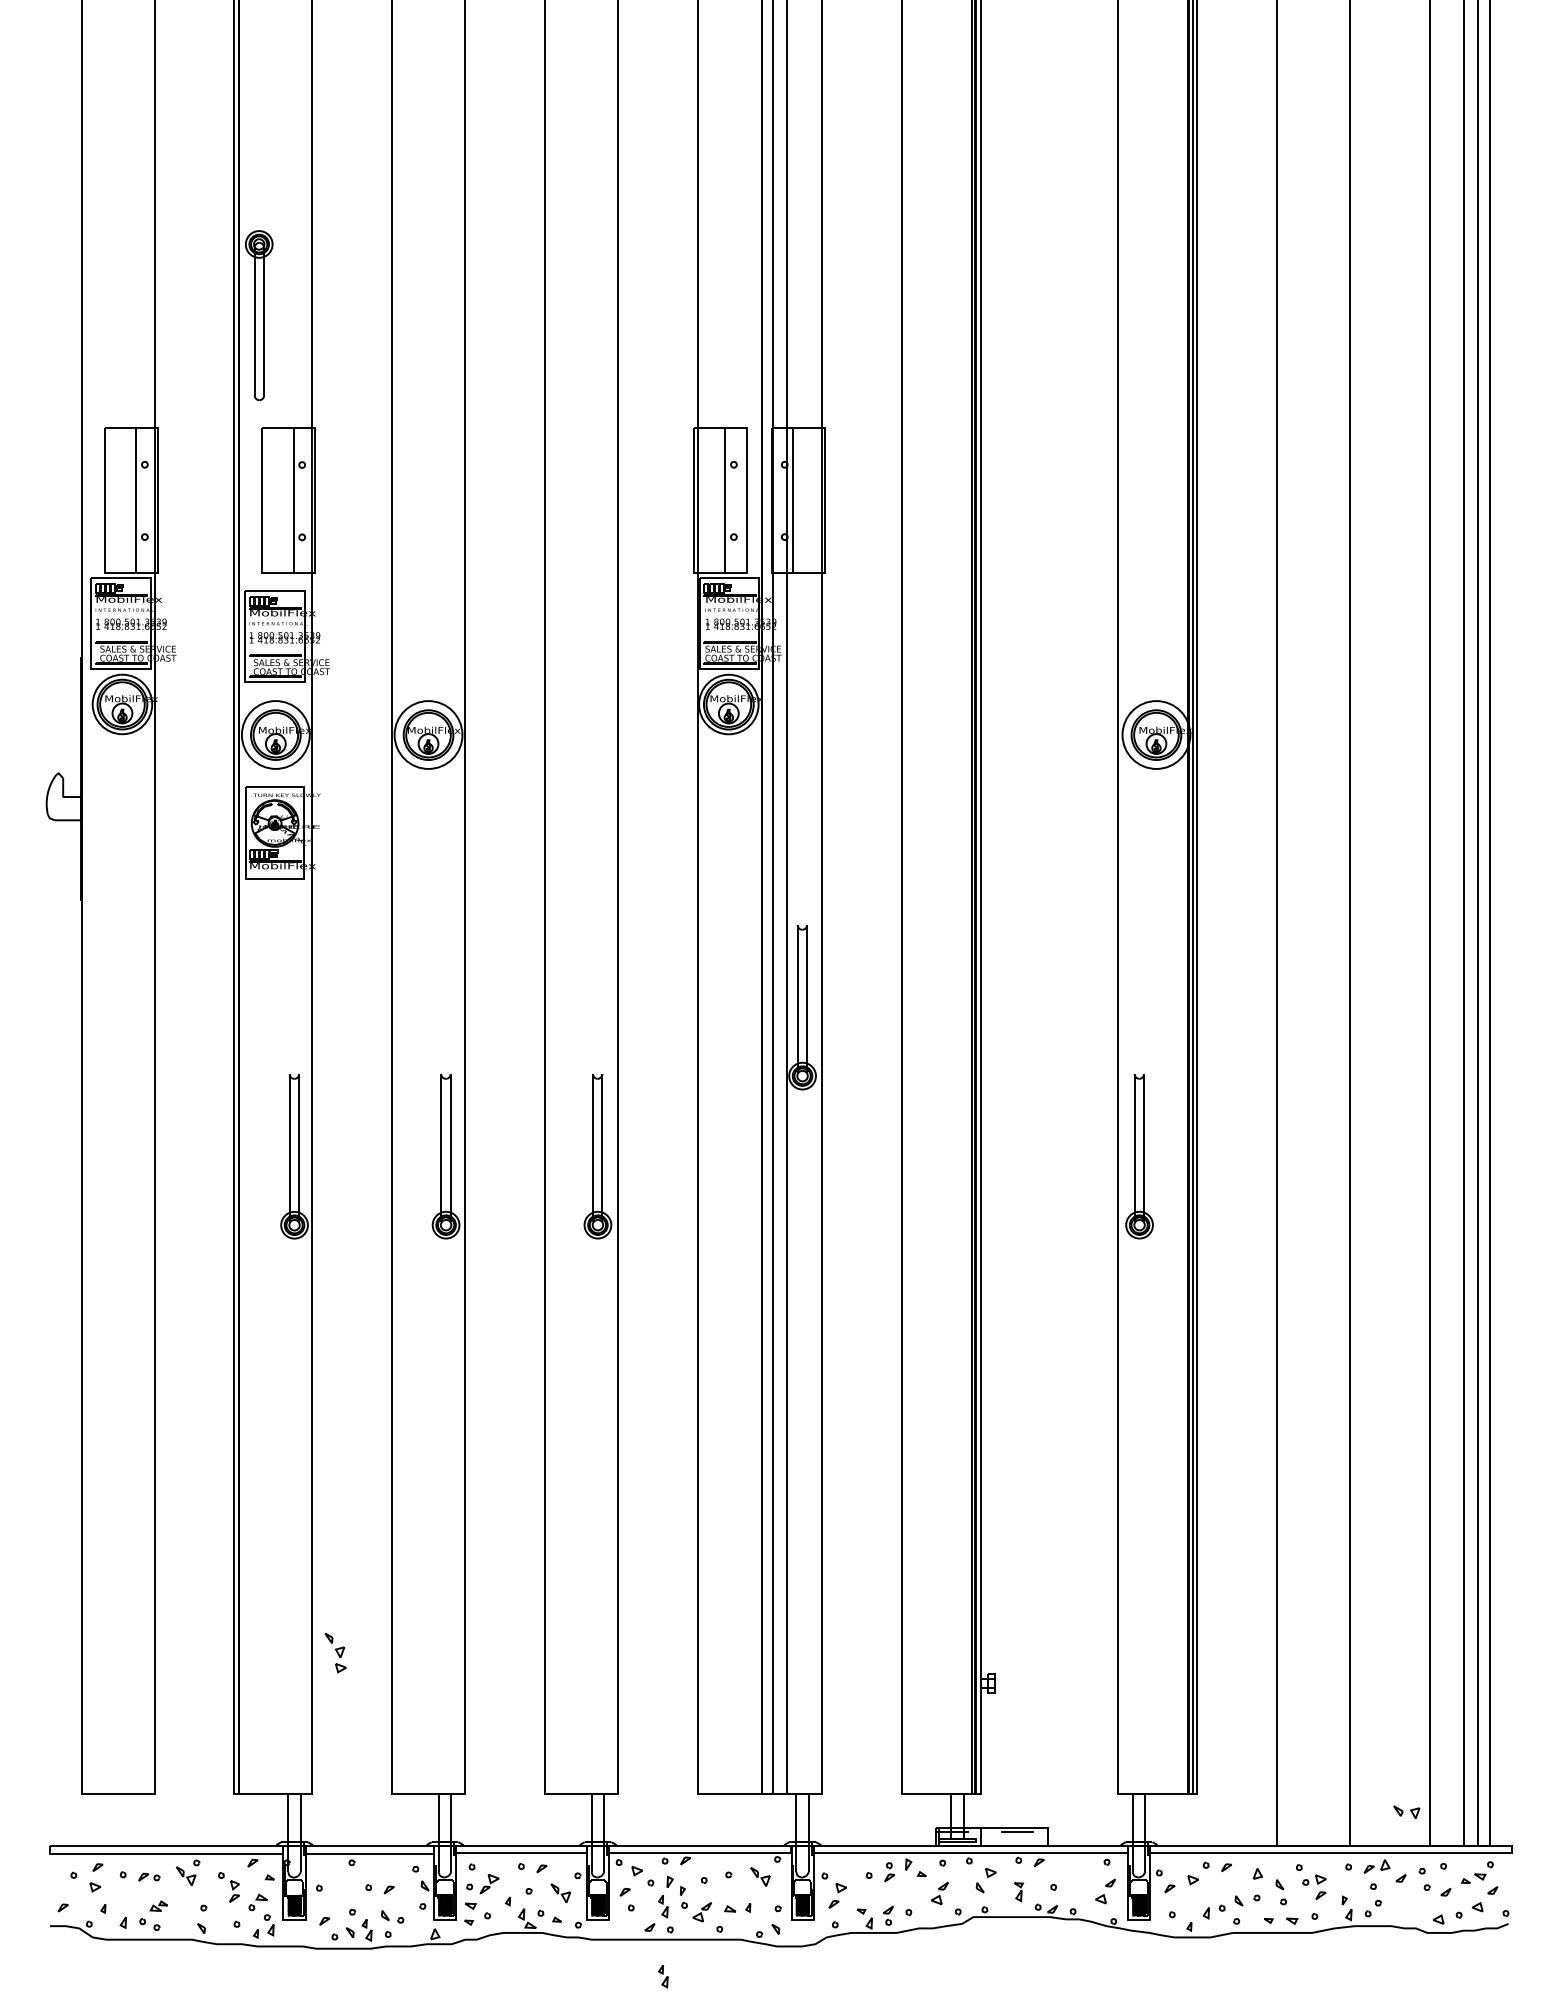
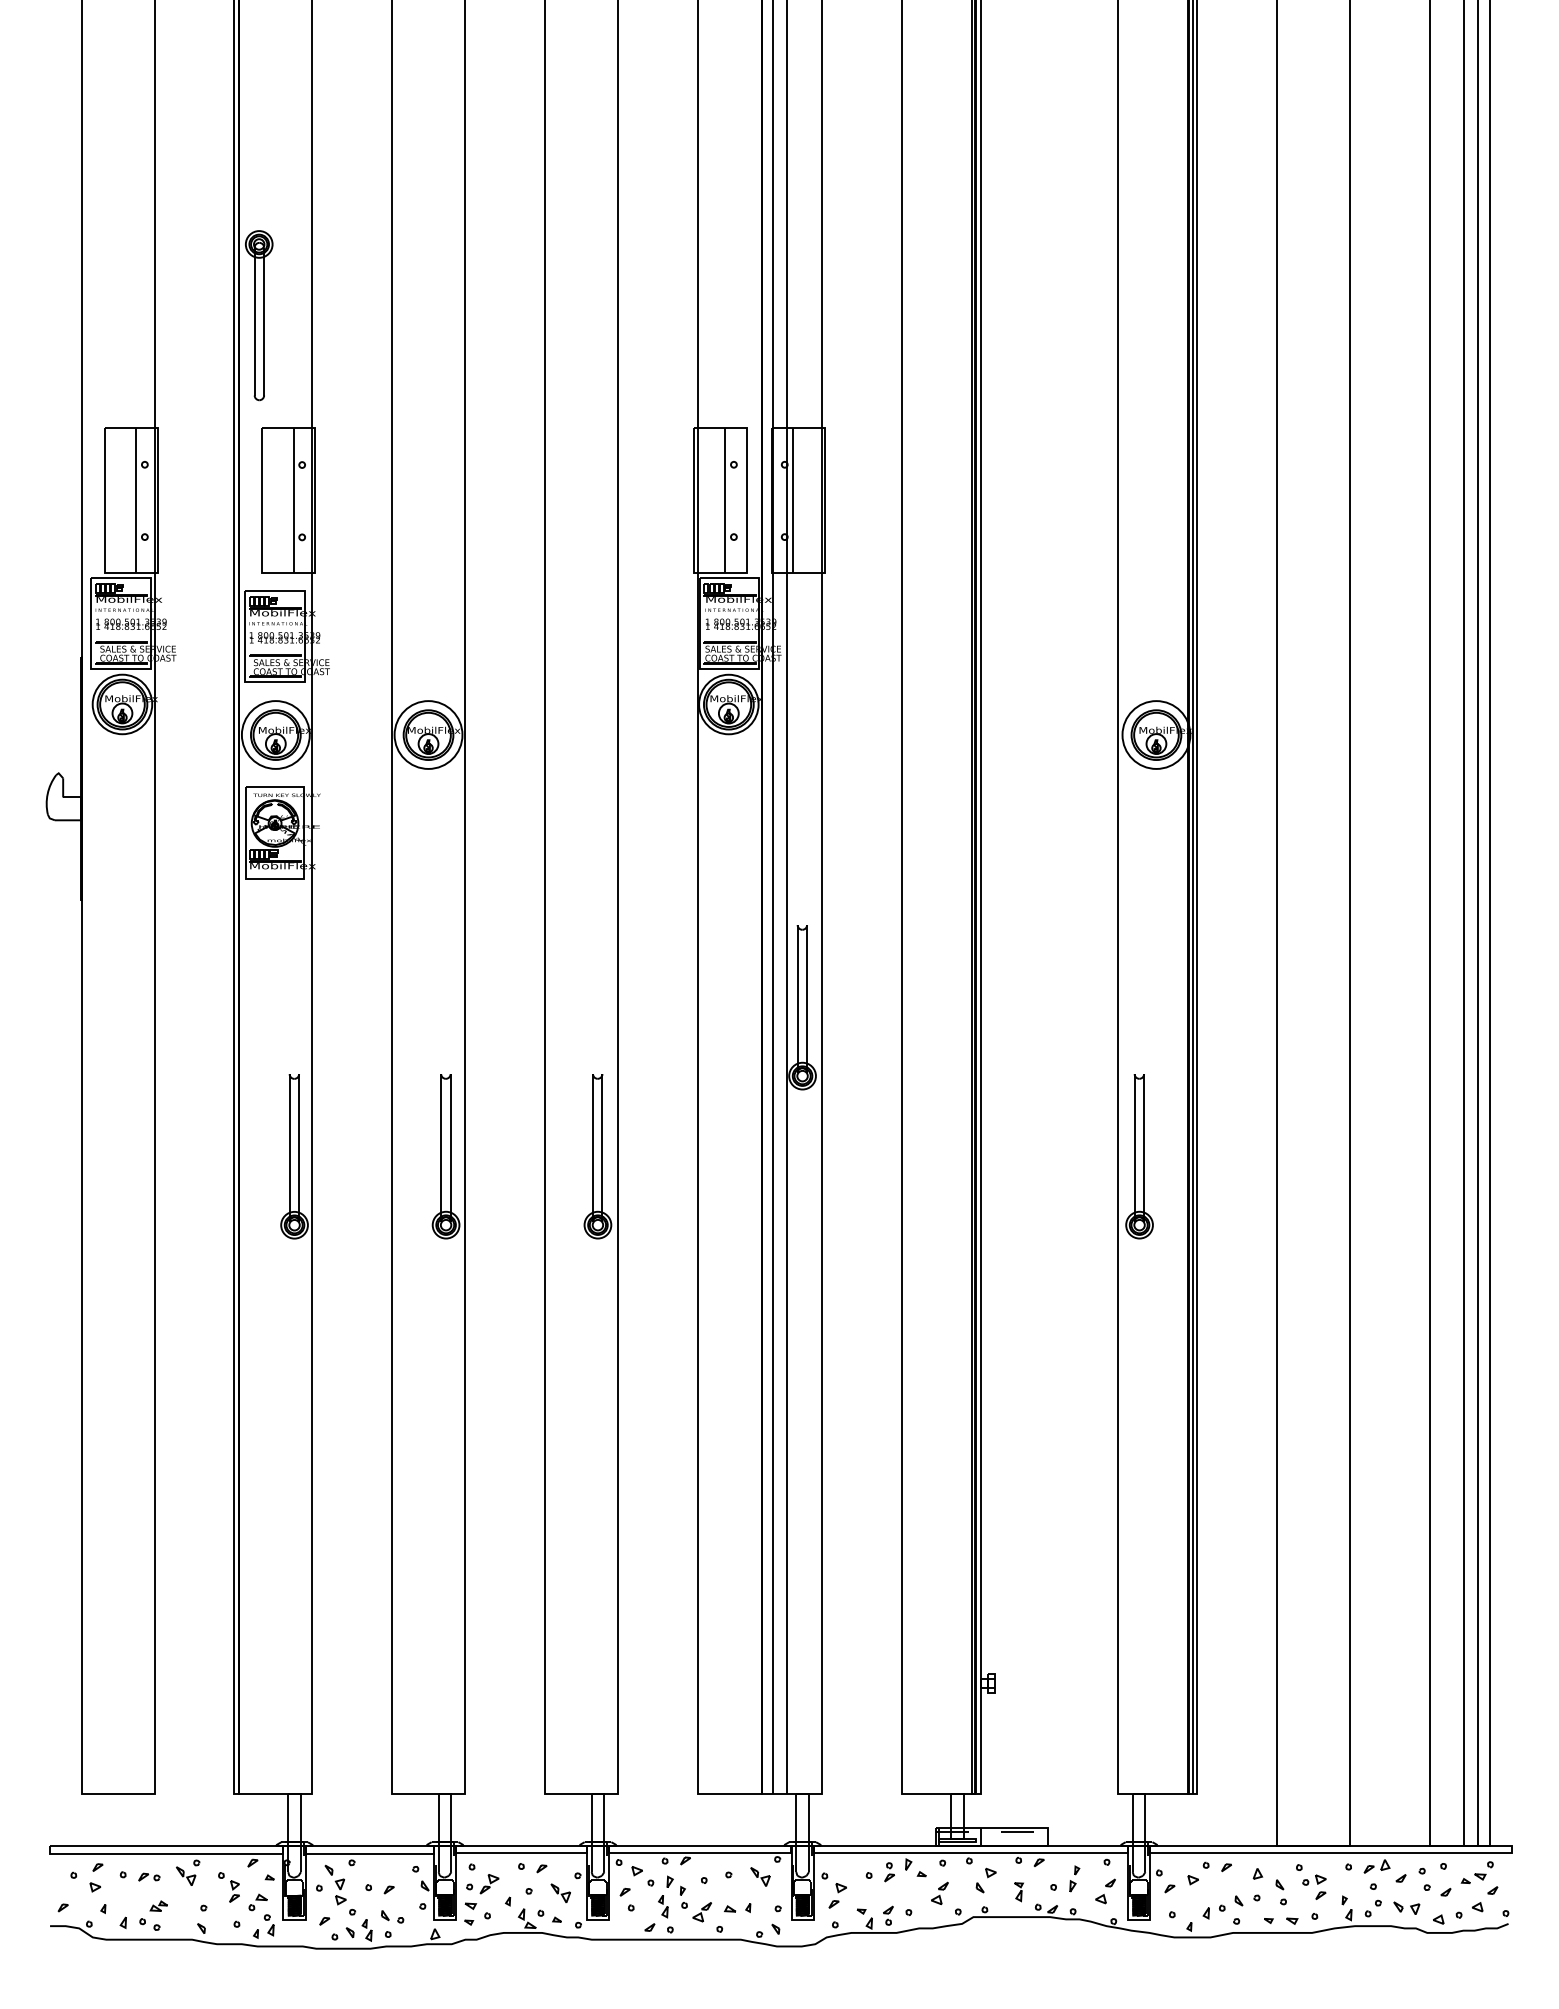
part position: (335, 1652) -> (335, 1884) (335, 1884)
part position: (1406, 1811) -> (1406, 1907) (1406, 1907)
part: none -> present (1074, 1878)
part: present -> none (663, 1976)
